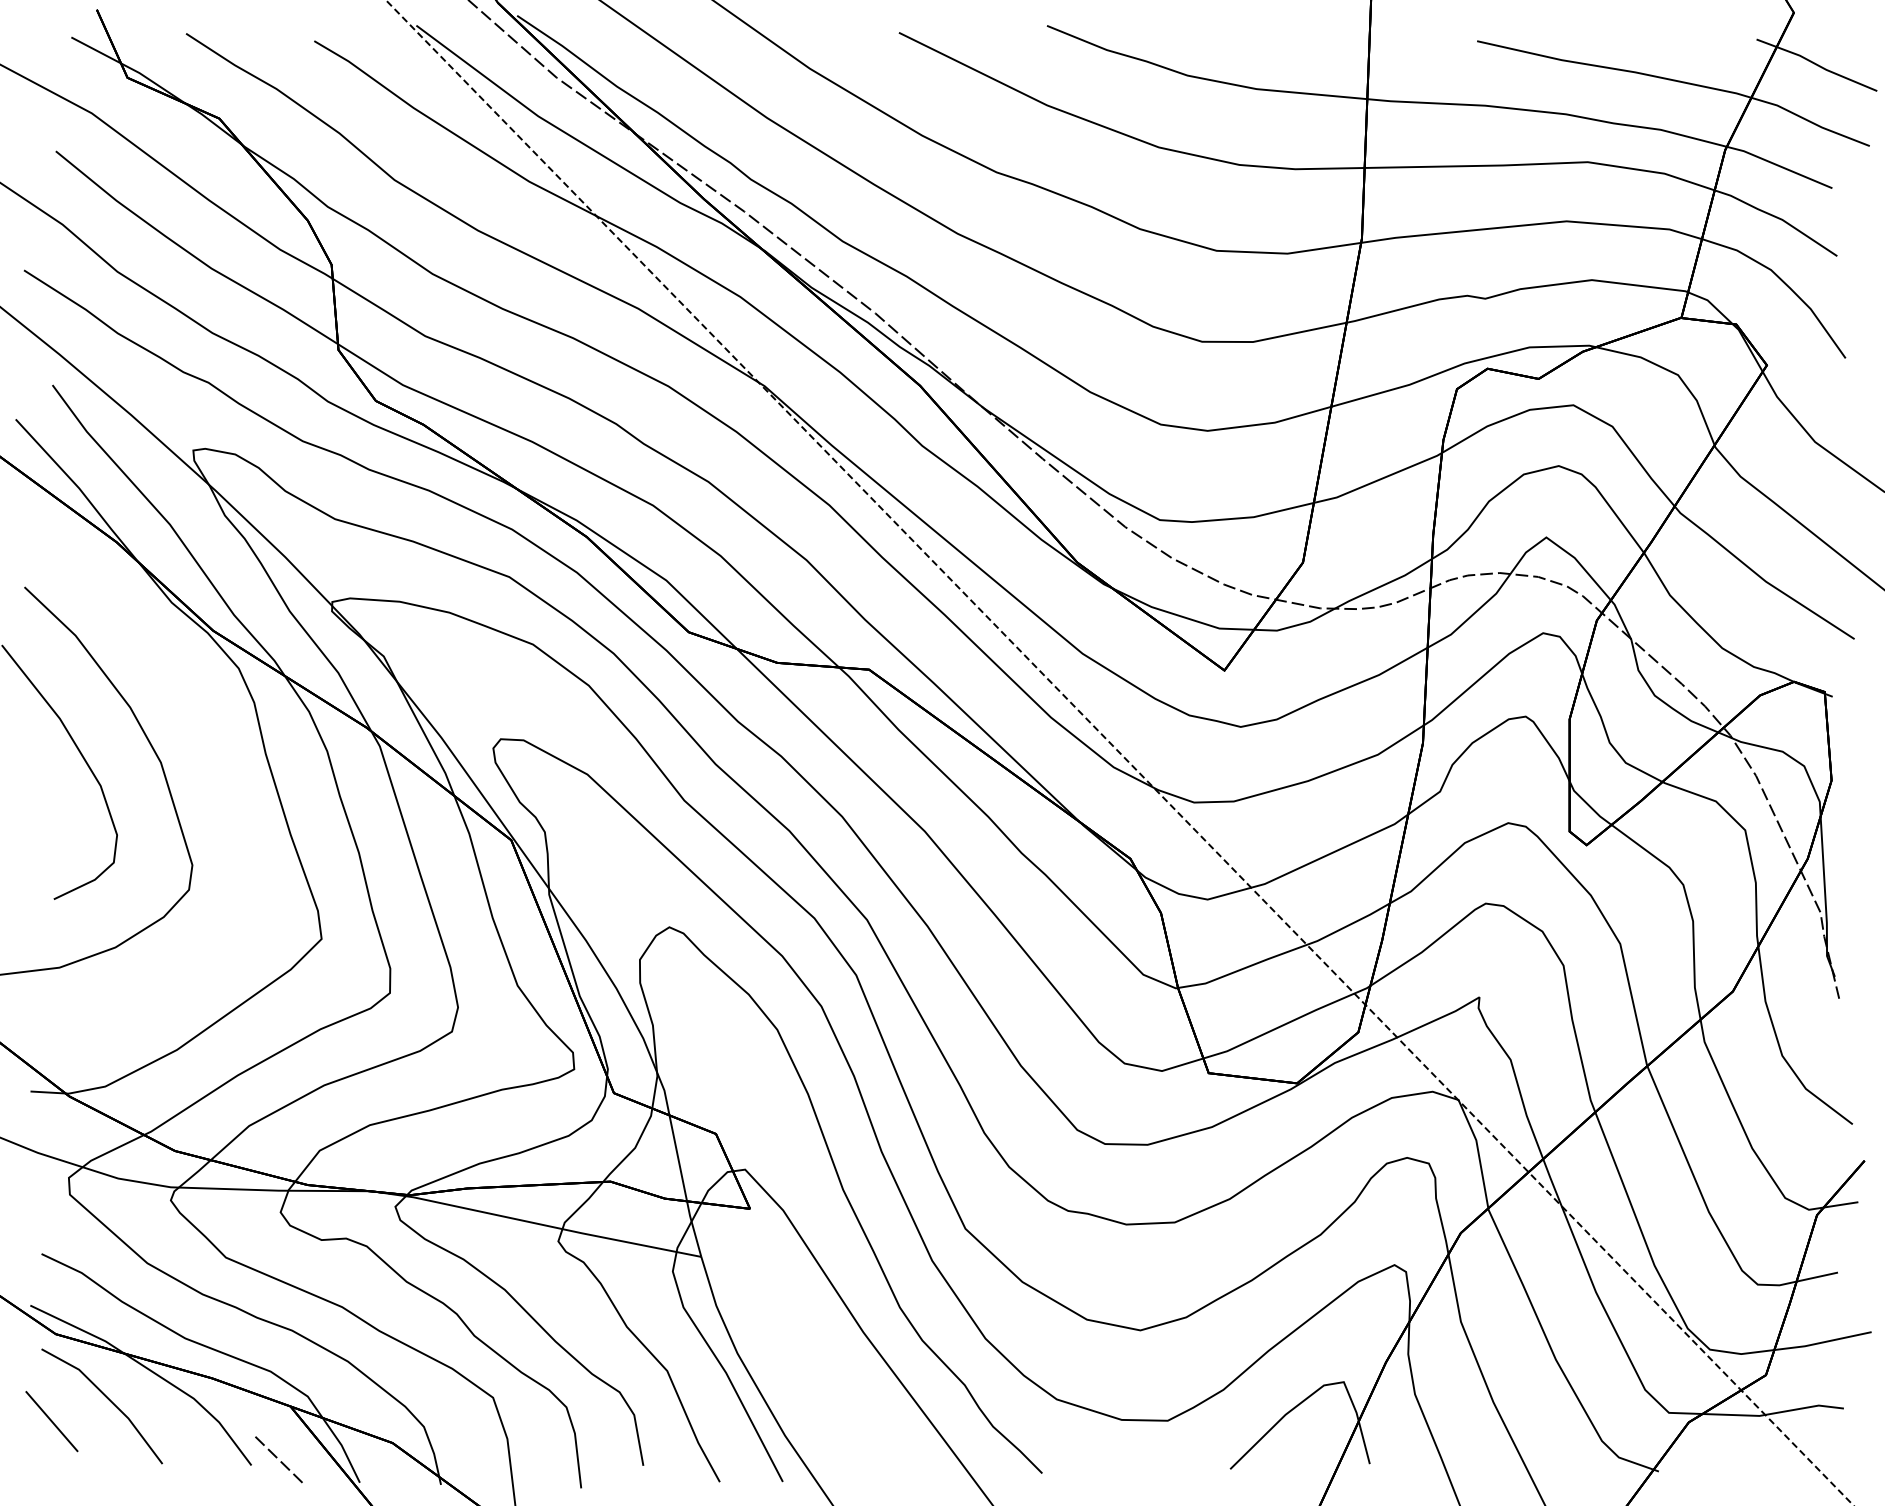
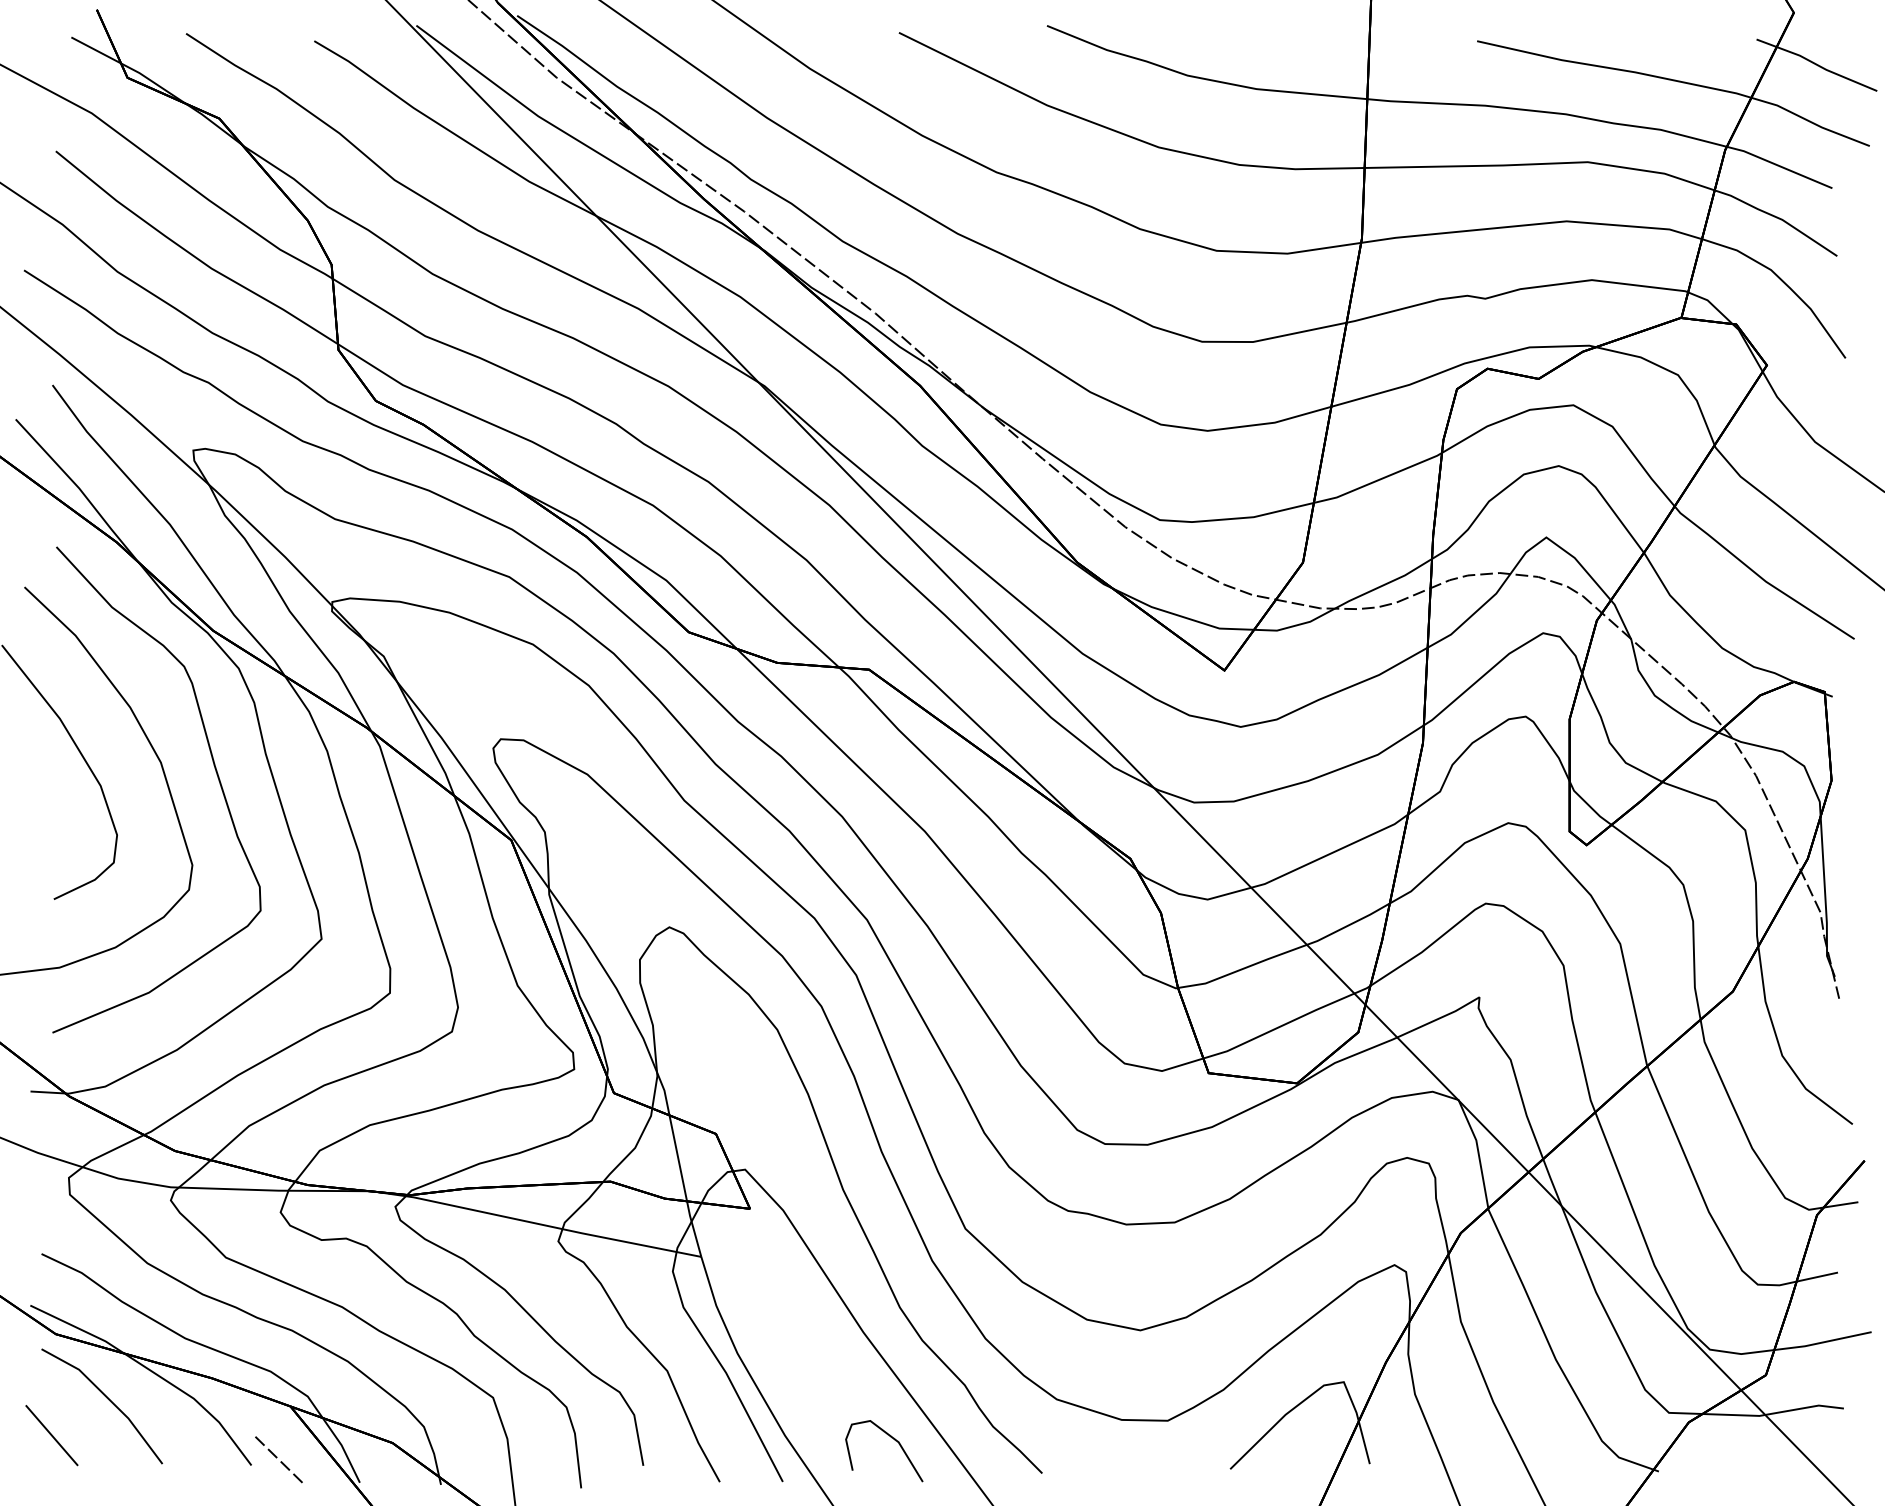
line: dashed -> solid (1119, 752)
curve: none -> present (214, 768)
line position: (51, 1421) -> (51, 1435) (51, 1435)
curve: none -> present (891, 1438)
